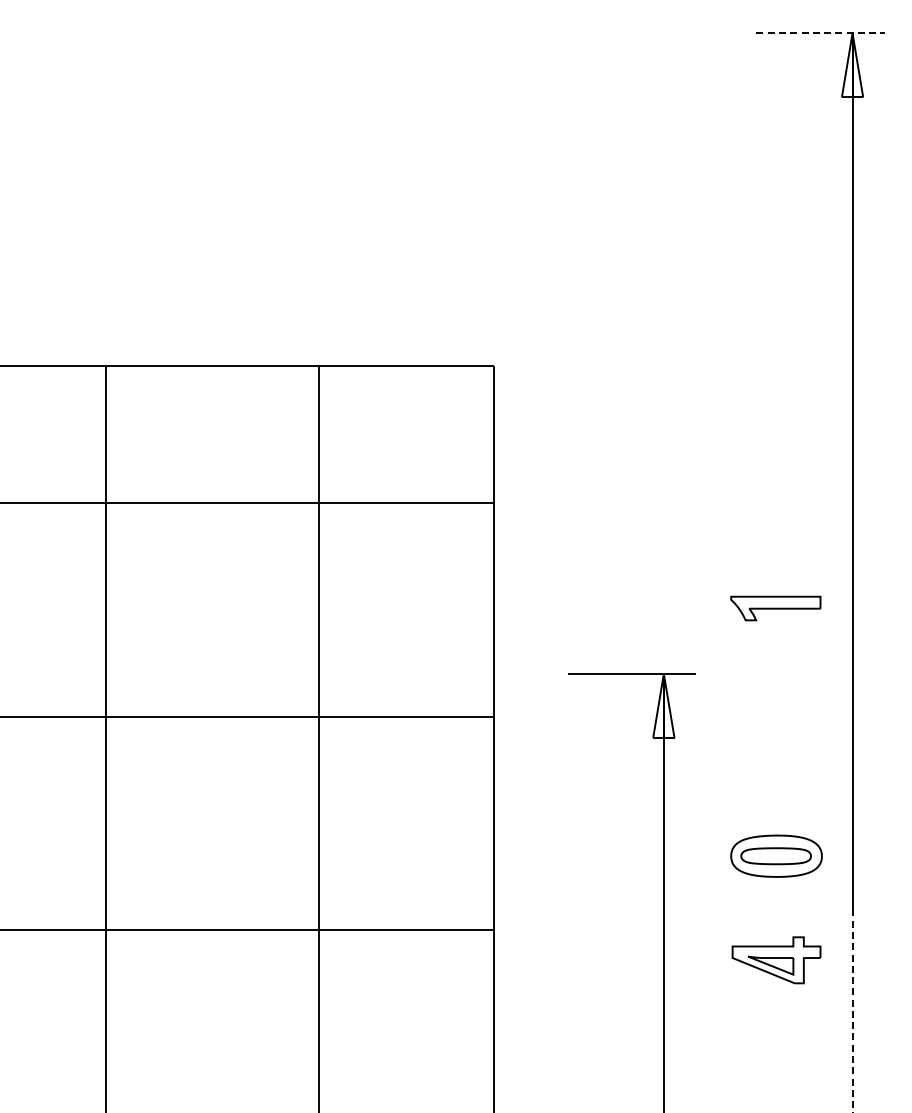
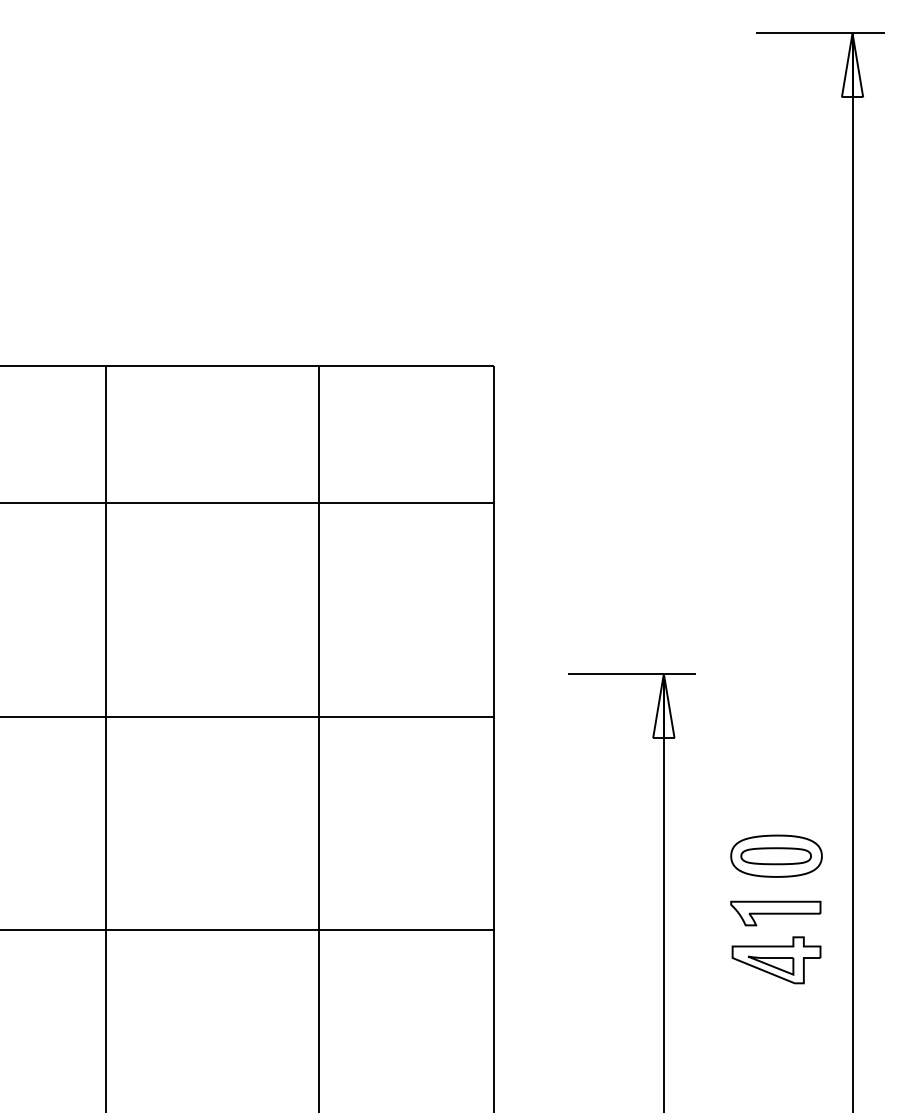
line: dashed -> solid (821, 33)
part position: (775, 608) -> (775, 913) (775, 913)
line: dashed -> solid (852, 1010)
